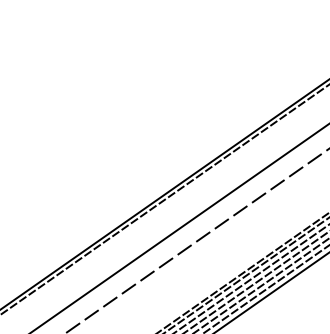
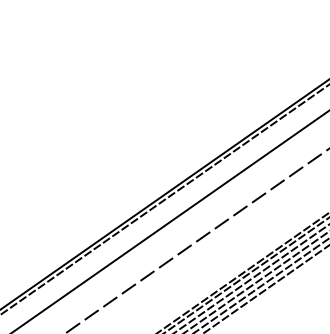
line position: (179, 227) -> (170, 221) (170, 221)
line: present -> none (271, 292)
